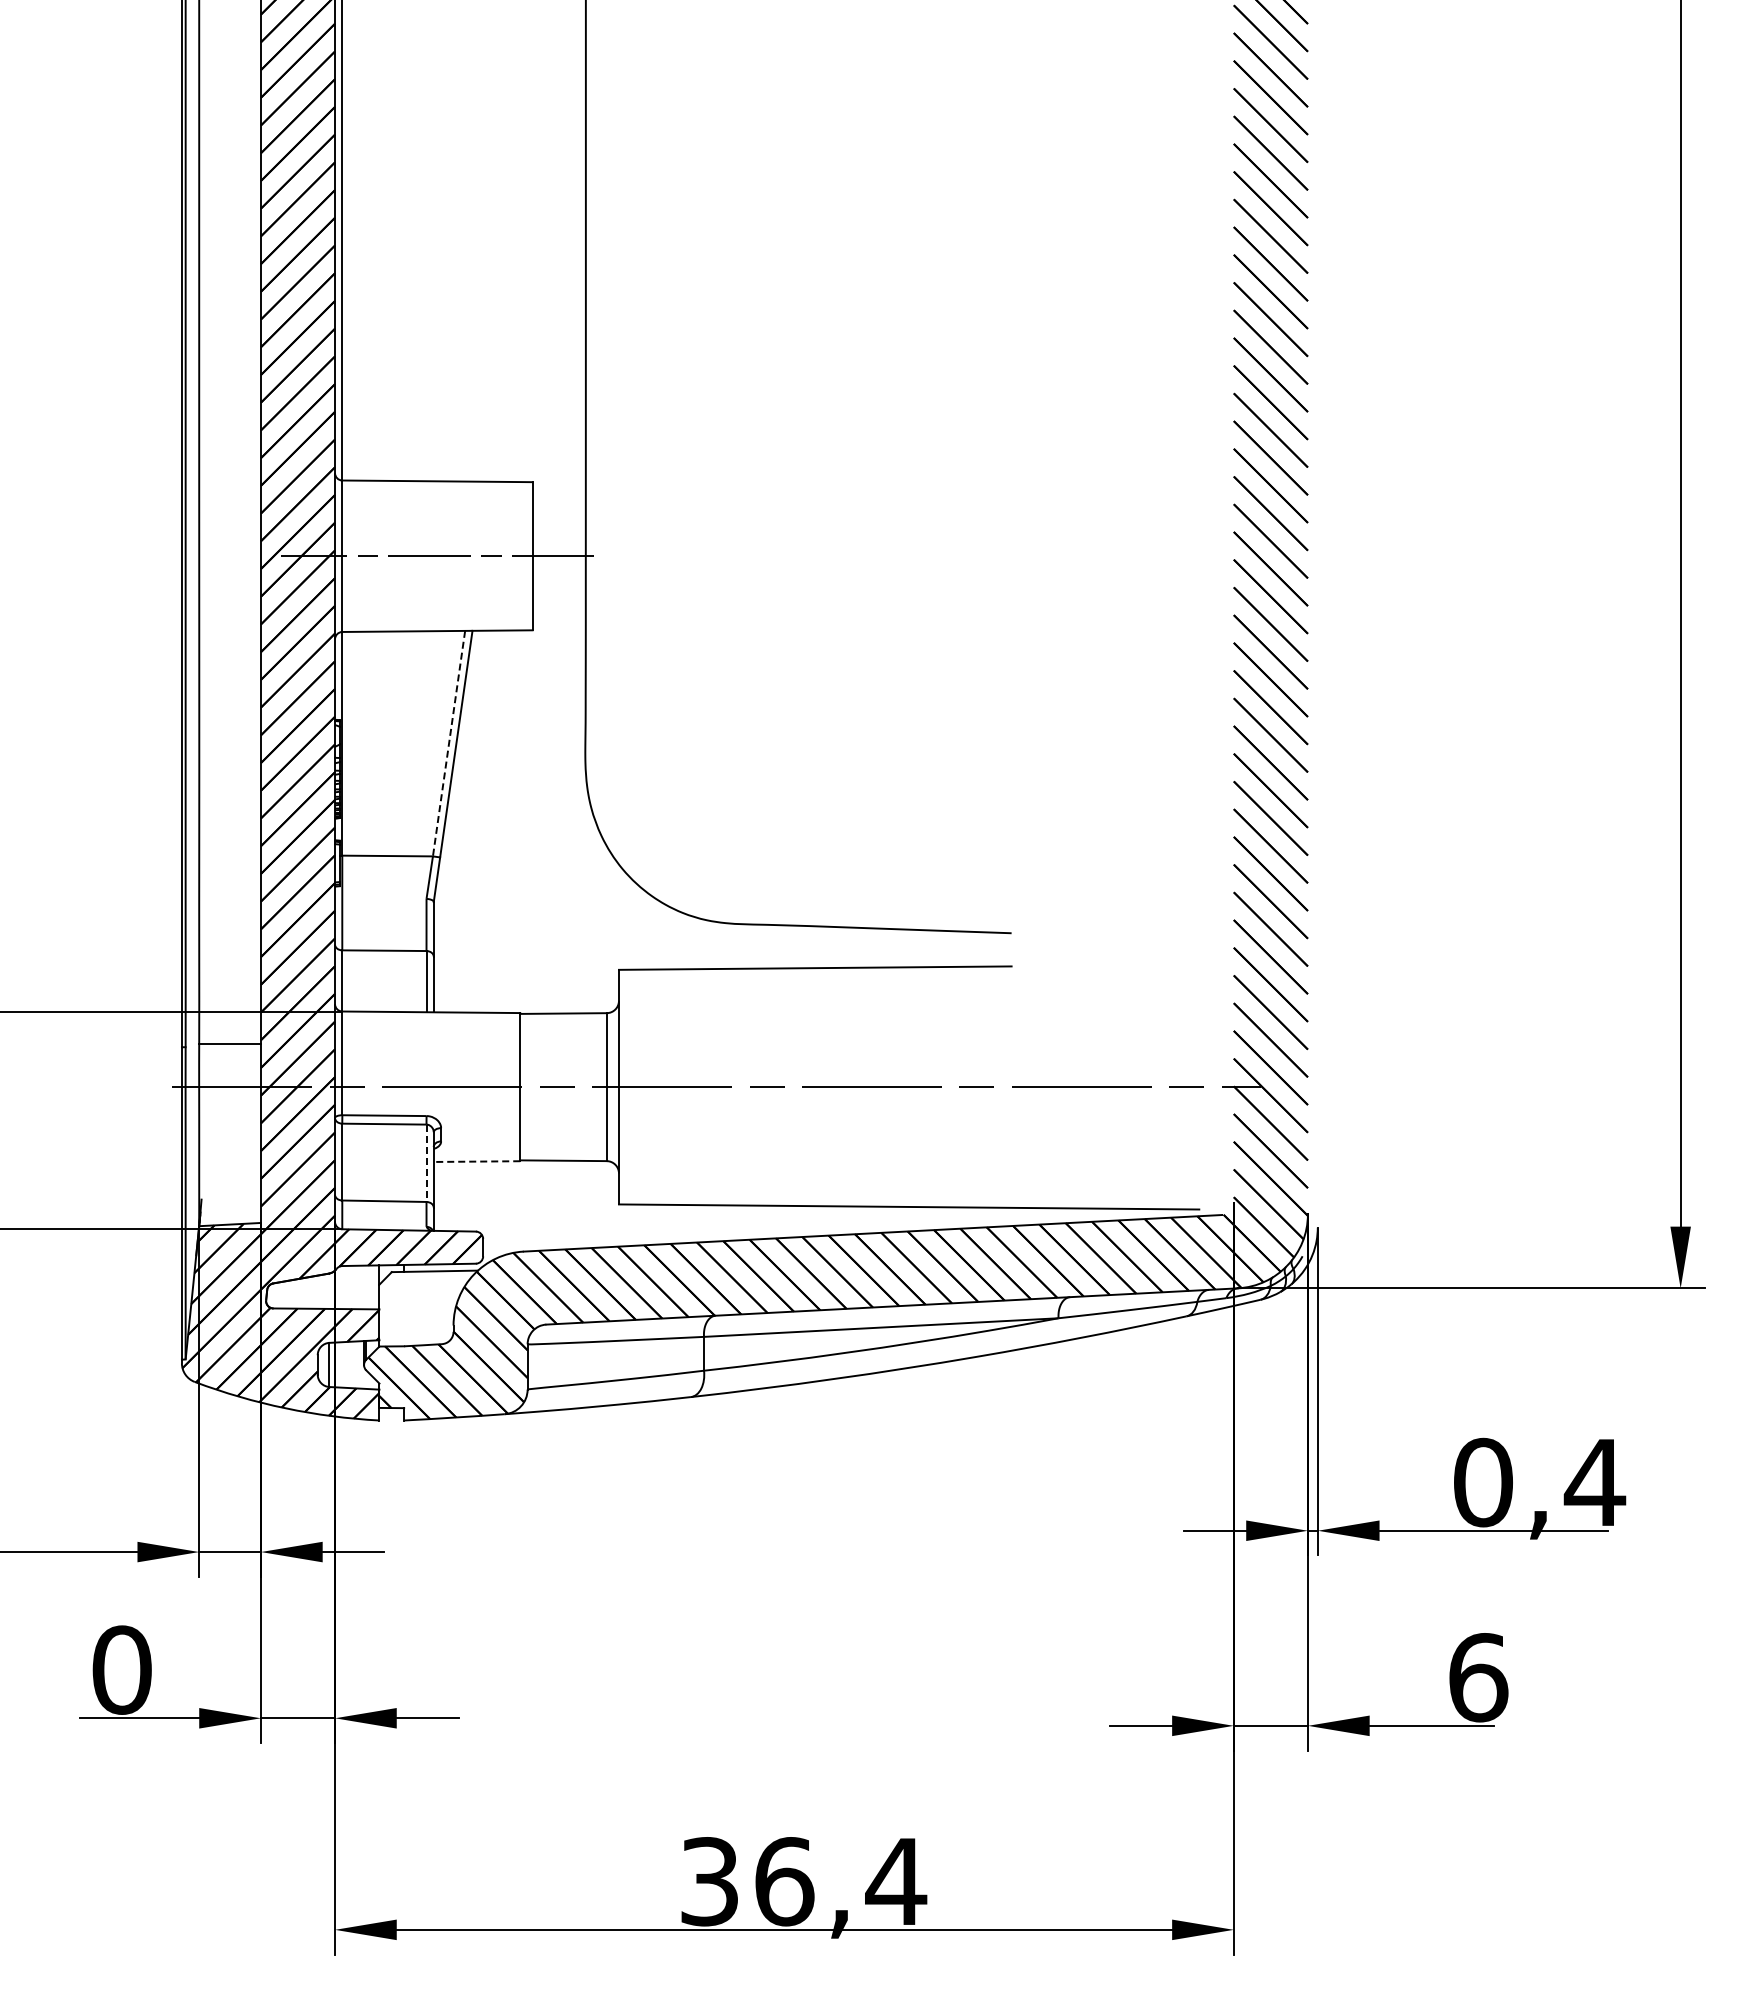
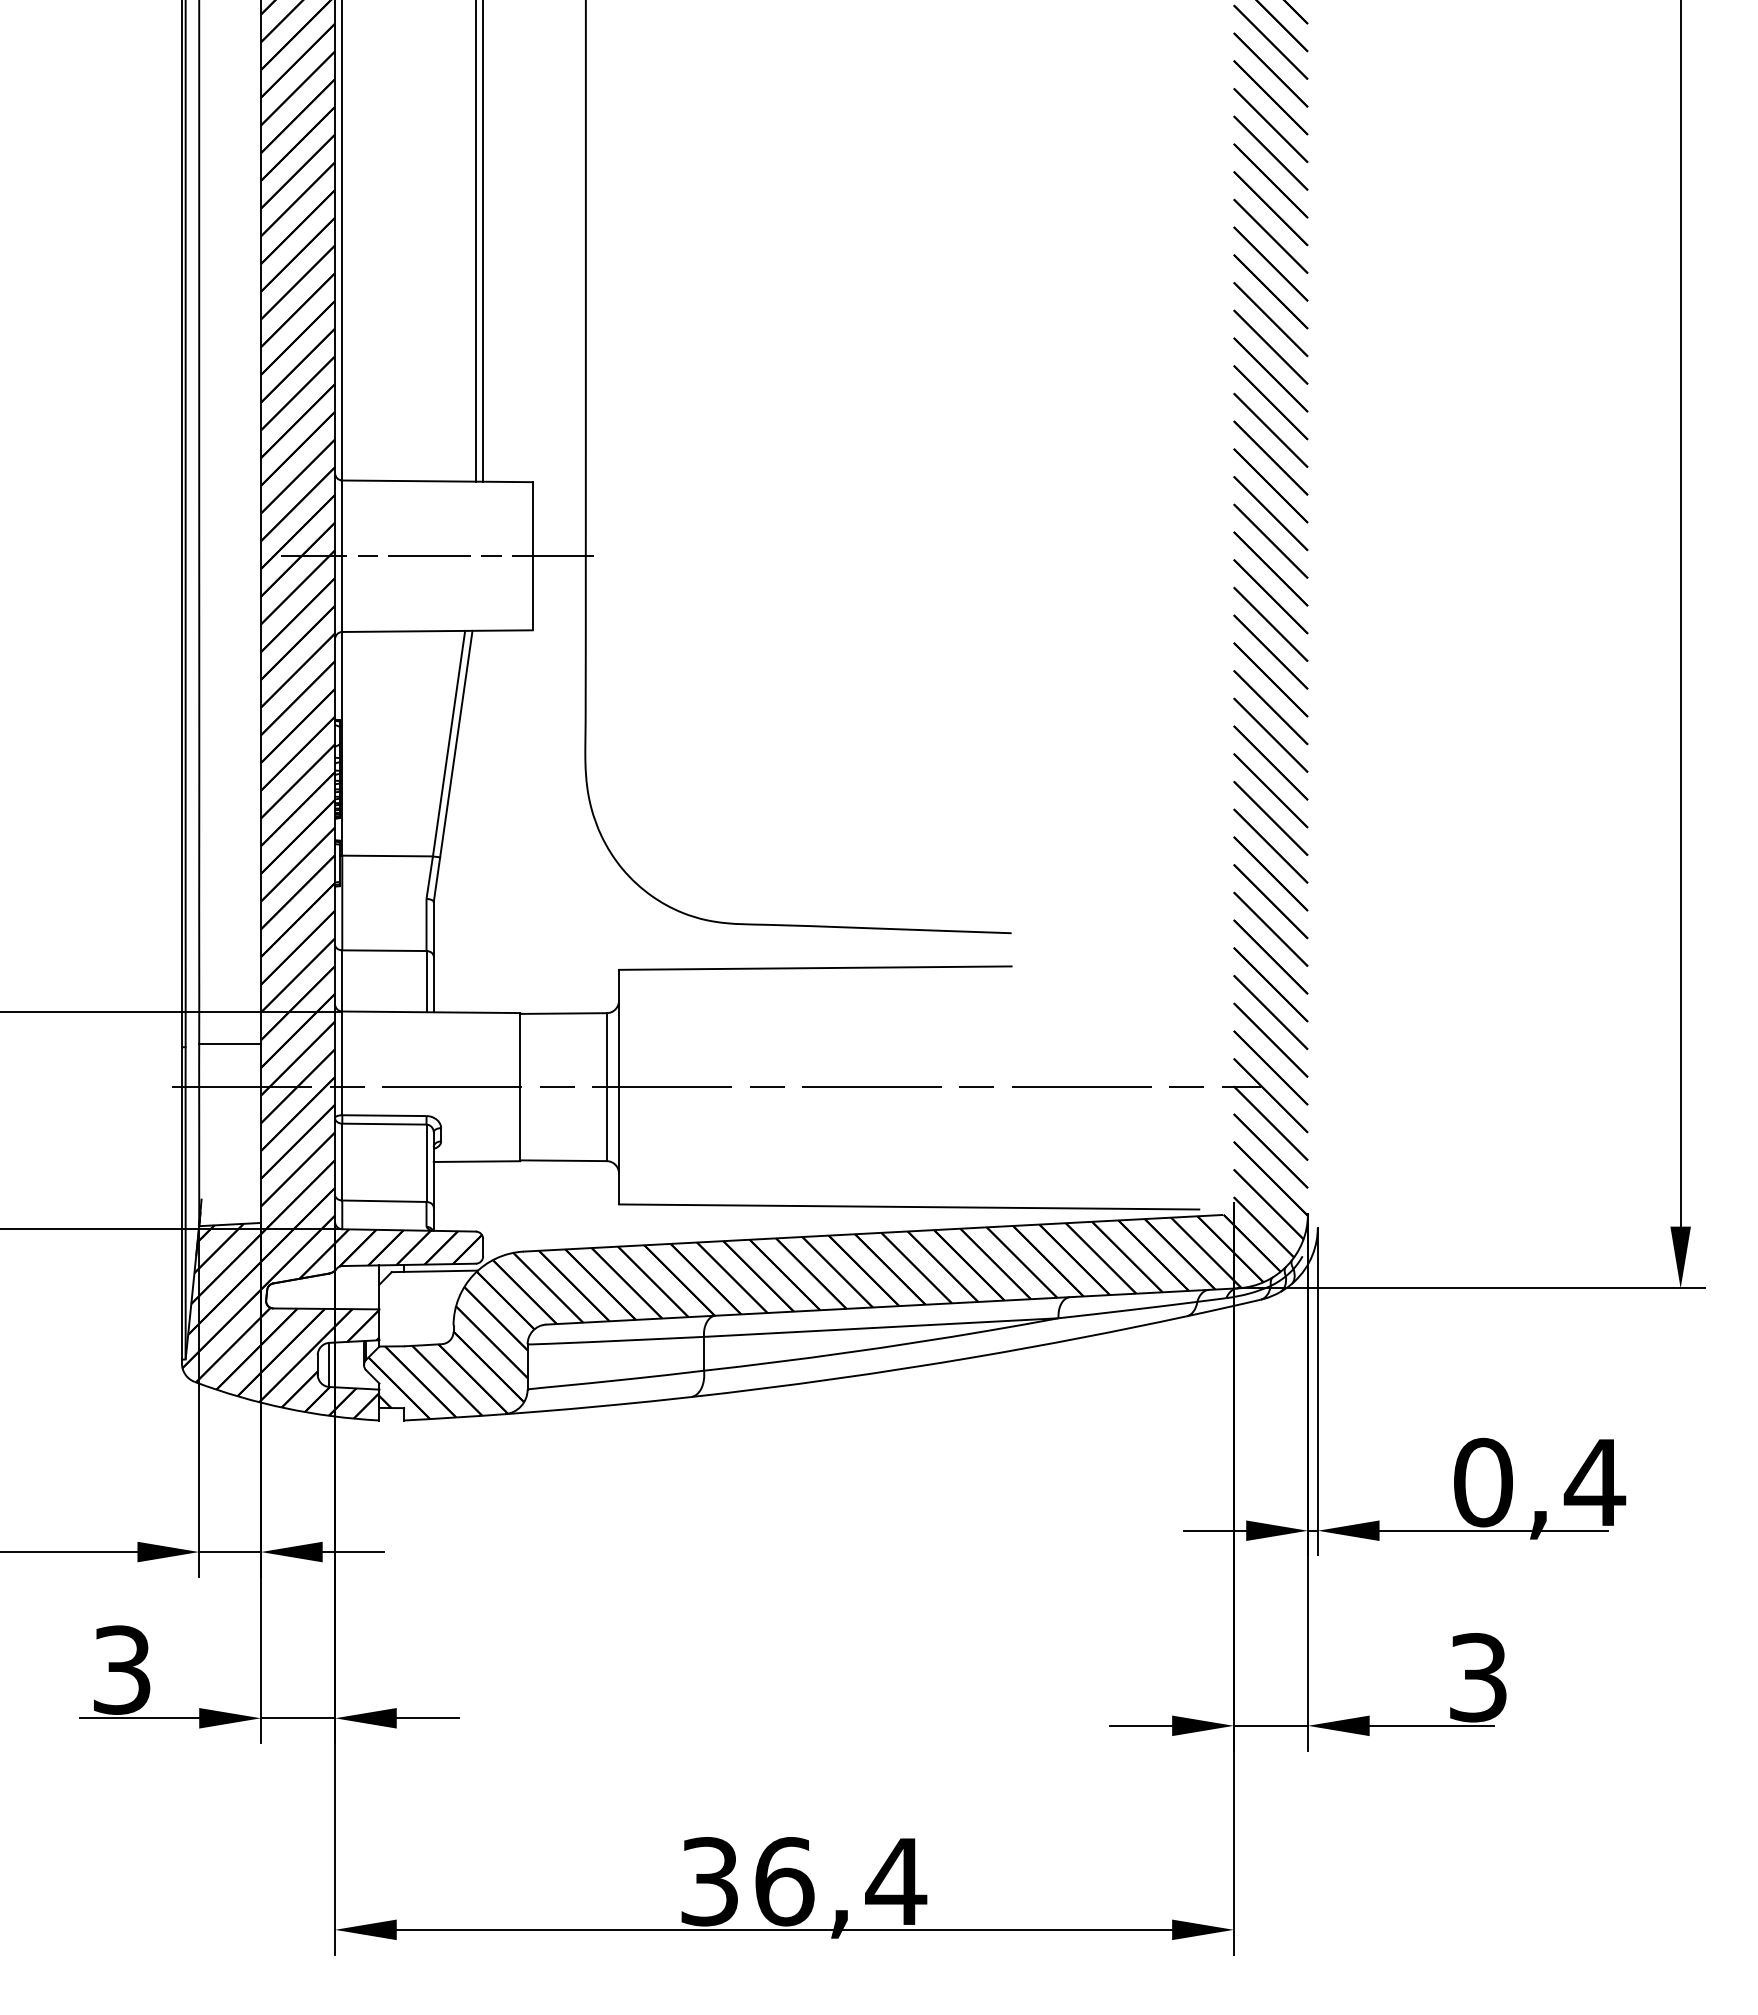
line: none -> present (475, 241)
line: none -> present (483, 241)
line: dashed -> solid (449, 743)
line: dashed -> solid (476, 1161)
line: dashed -> solid (426, 1163)
text: 0 -> 3 (121, 1669)
text: 6 -> 3 (1478, 1677)
